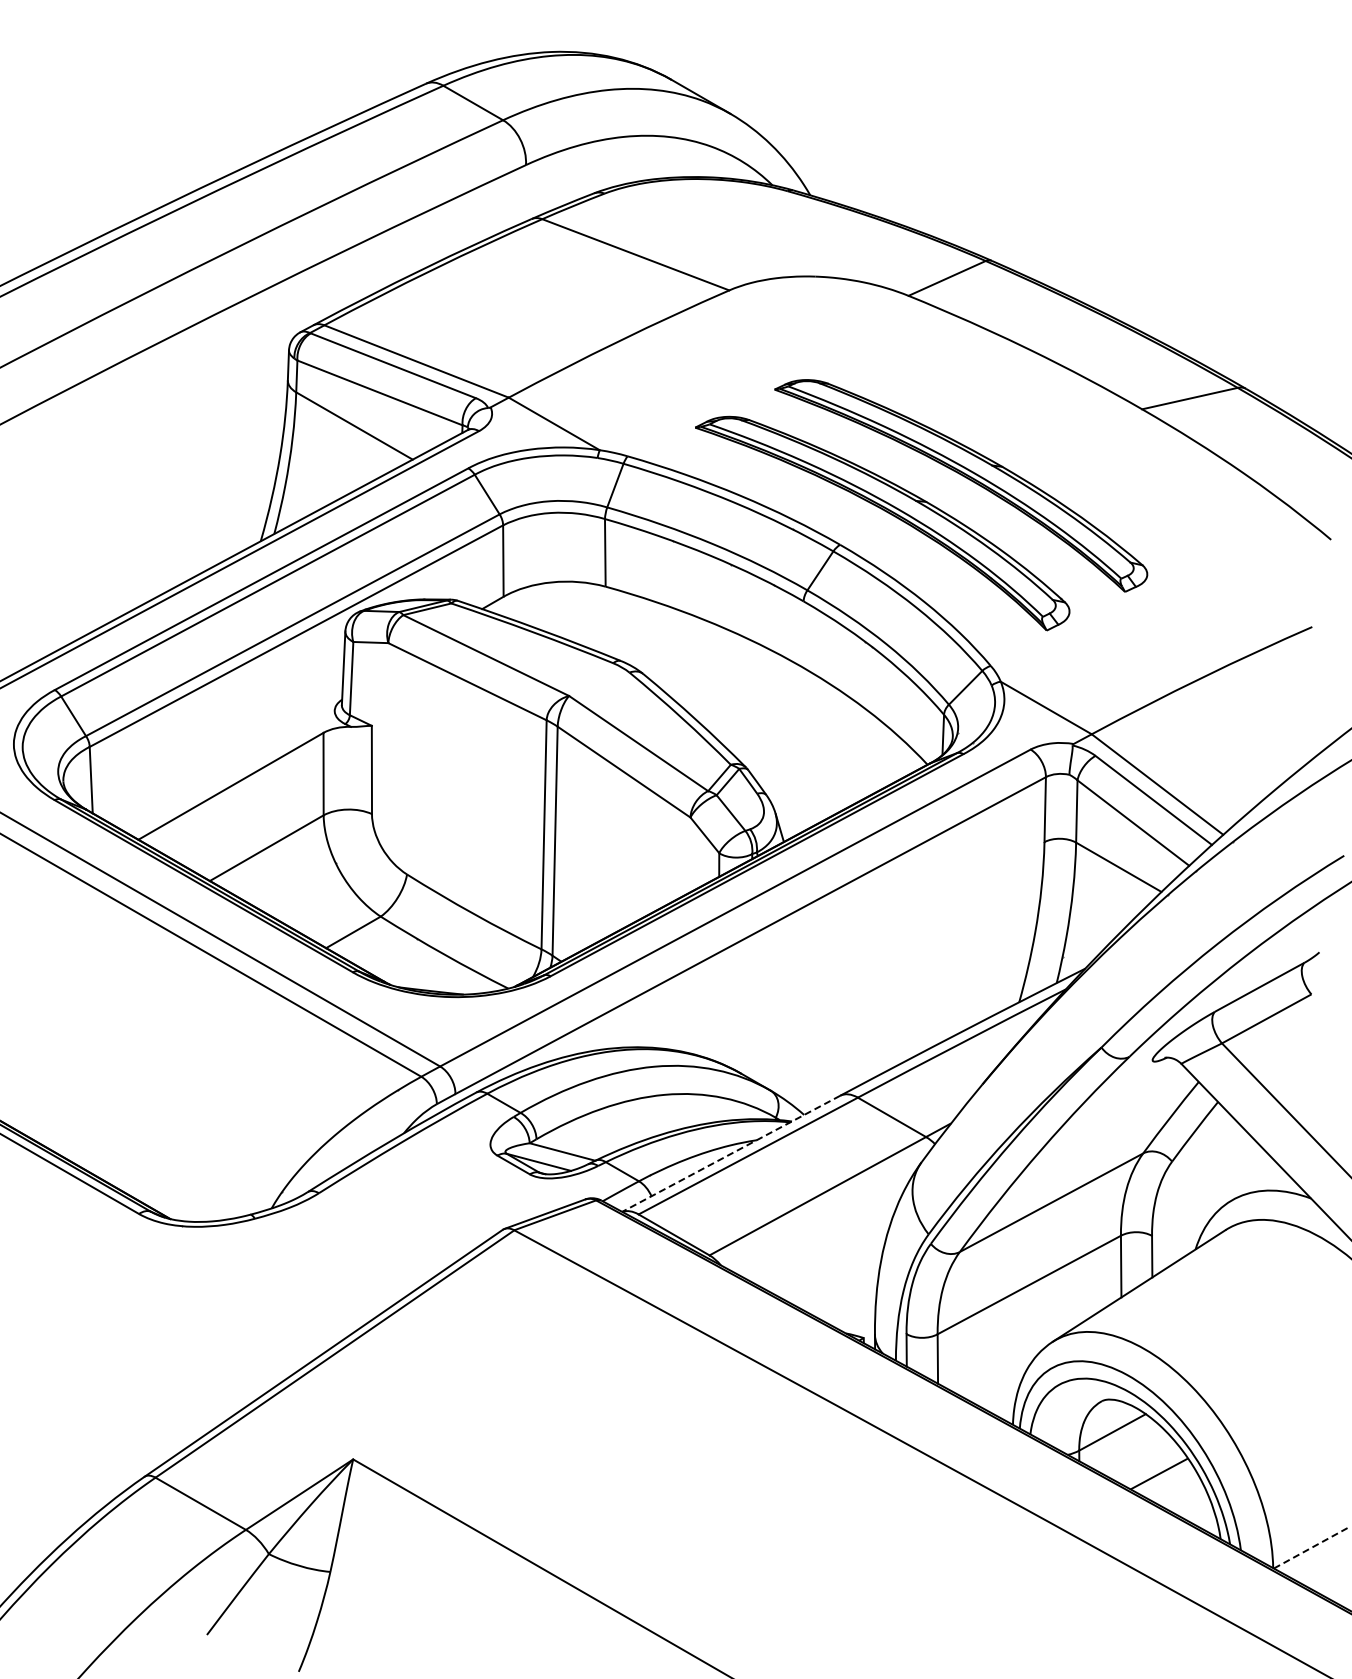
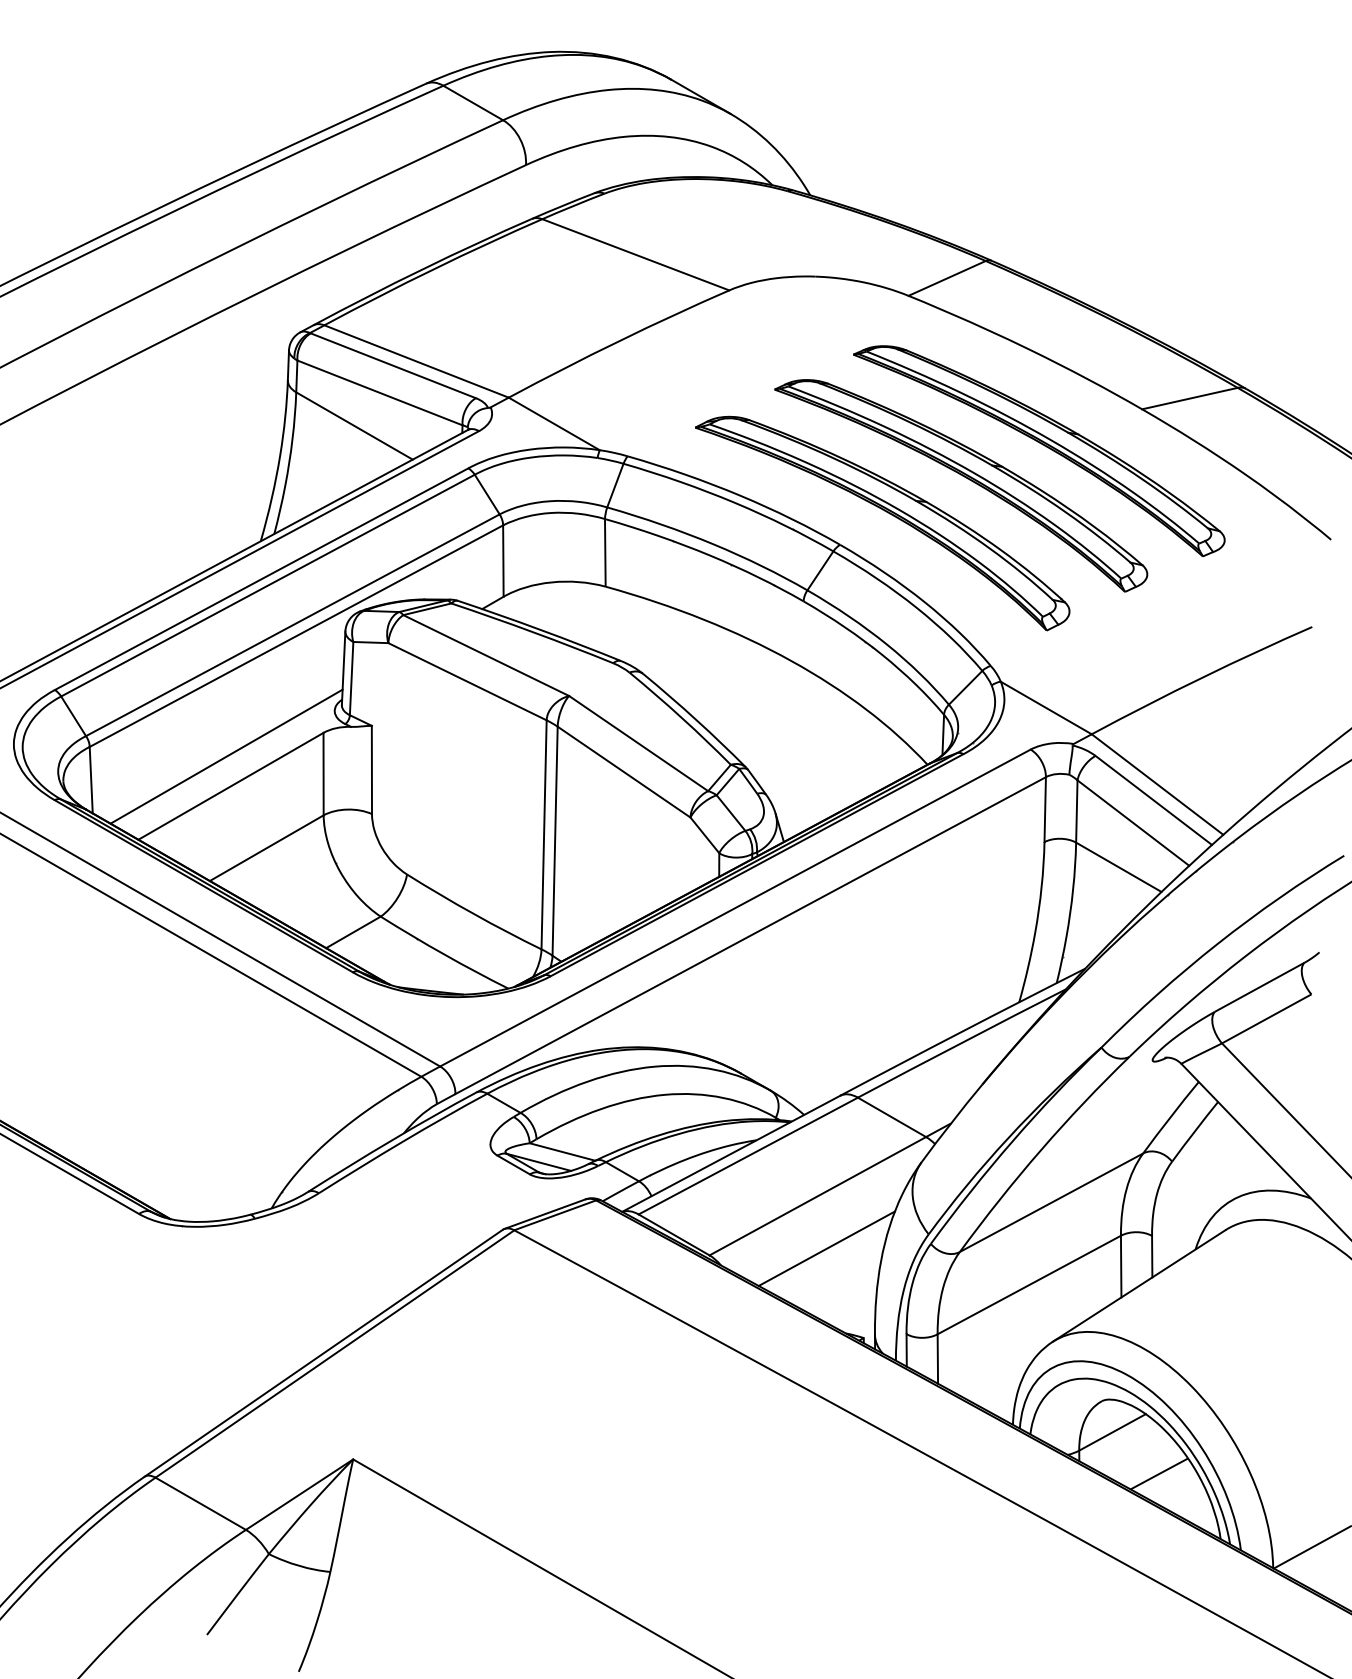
part: none -> present (1042, 445)
line: none -> present (226, 756)
line: dashed -> solid (730, 1154)
line: none -> present (826, 1248)
line: dashed -> solid (1312, 1547)
